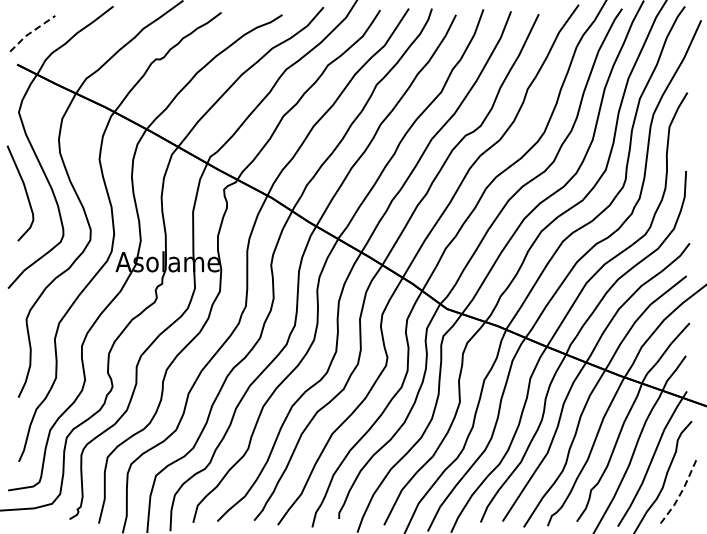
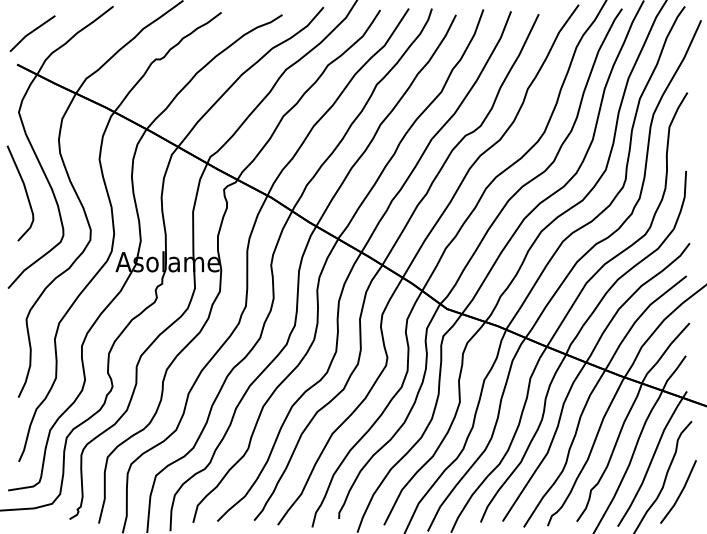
line: dashed -> solid (30, 32)
line: dashed -> solid (680, 493)
